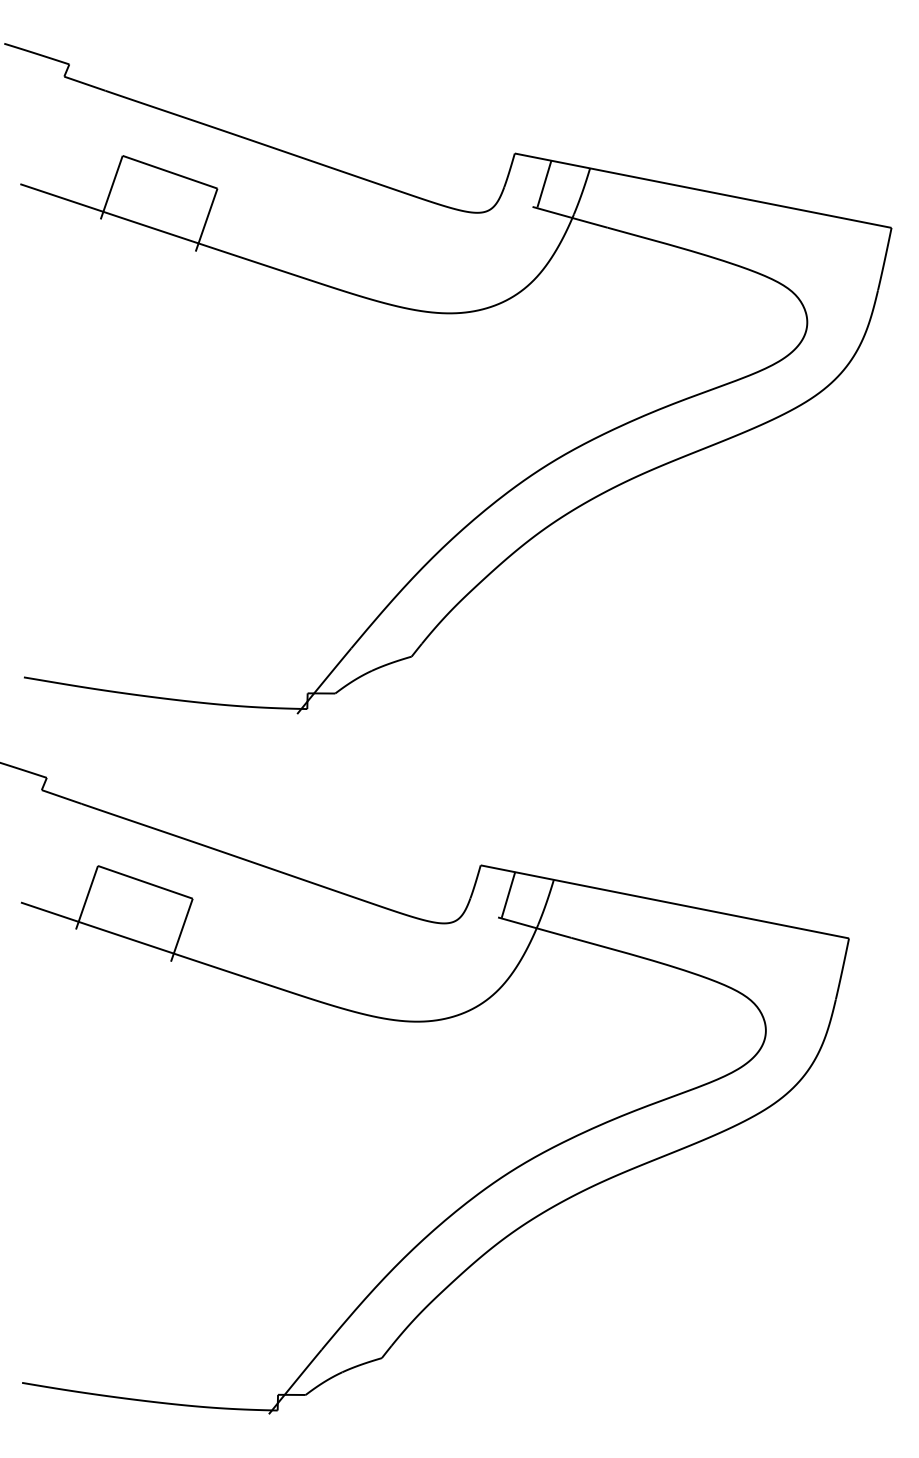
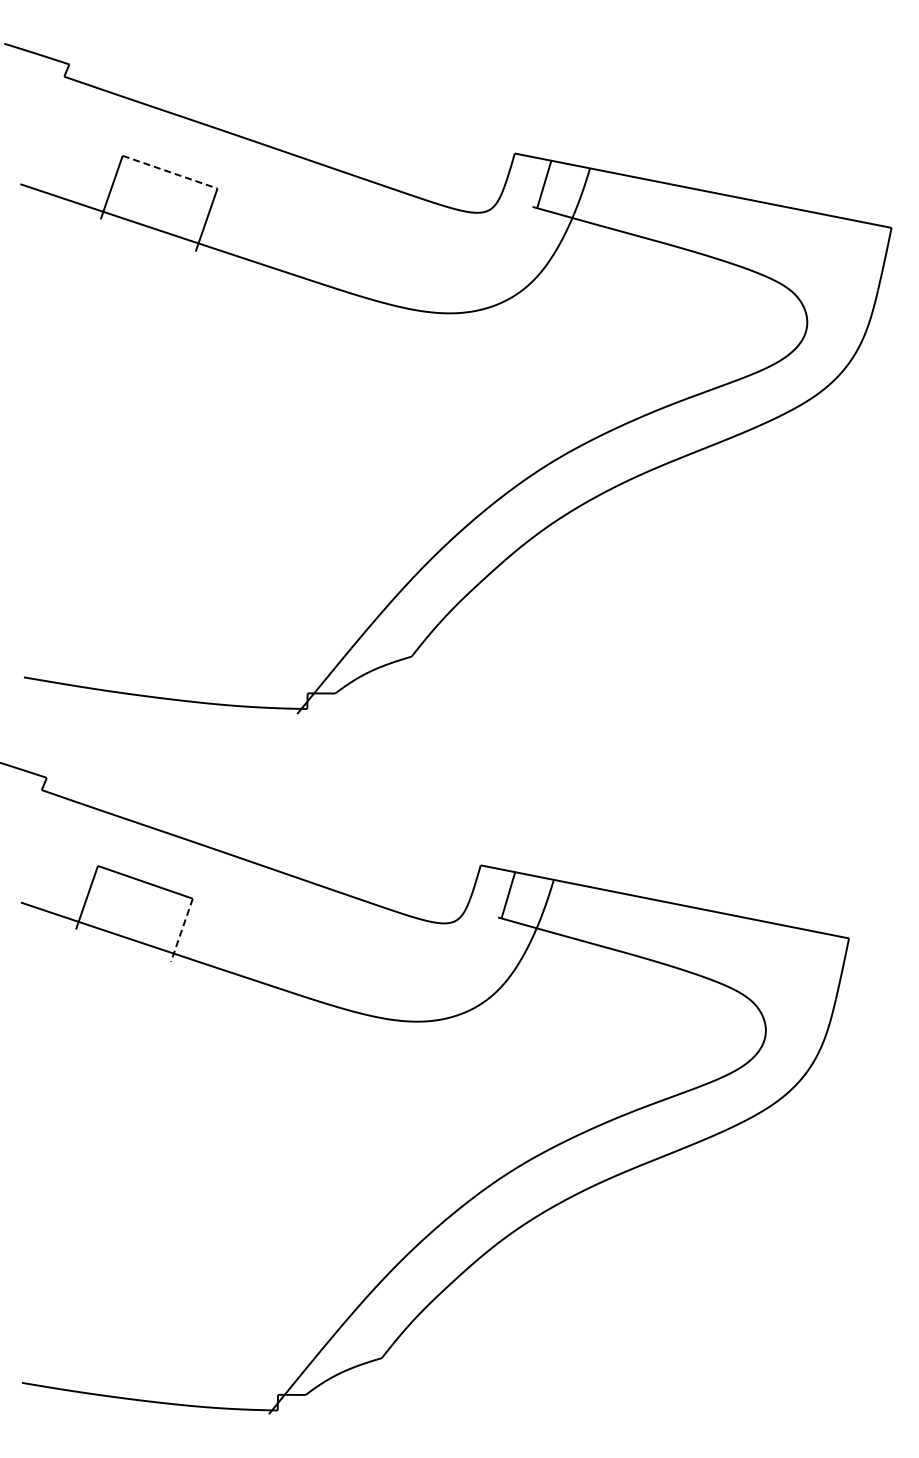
line: solid -> dashed (170, 172)
line: solid -> dashed (181, 930)
